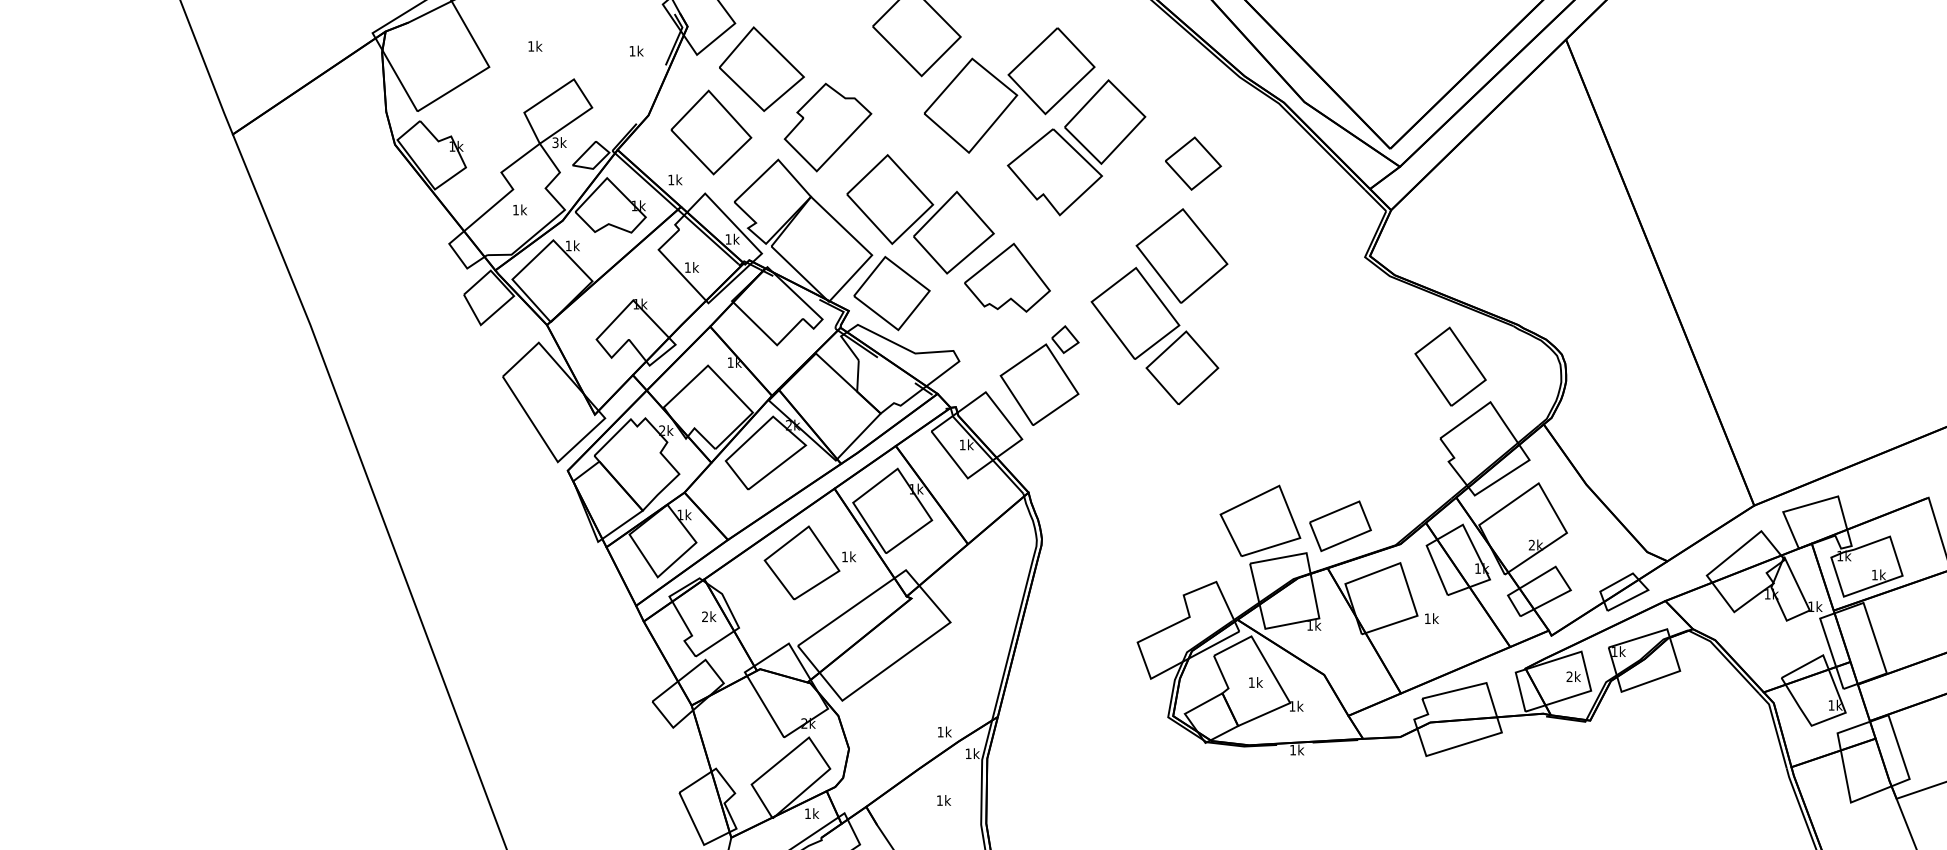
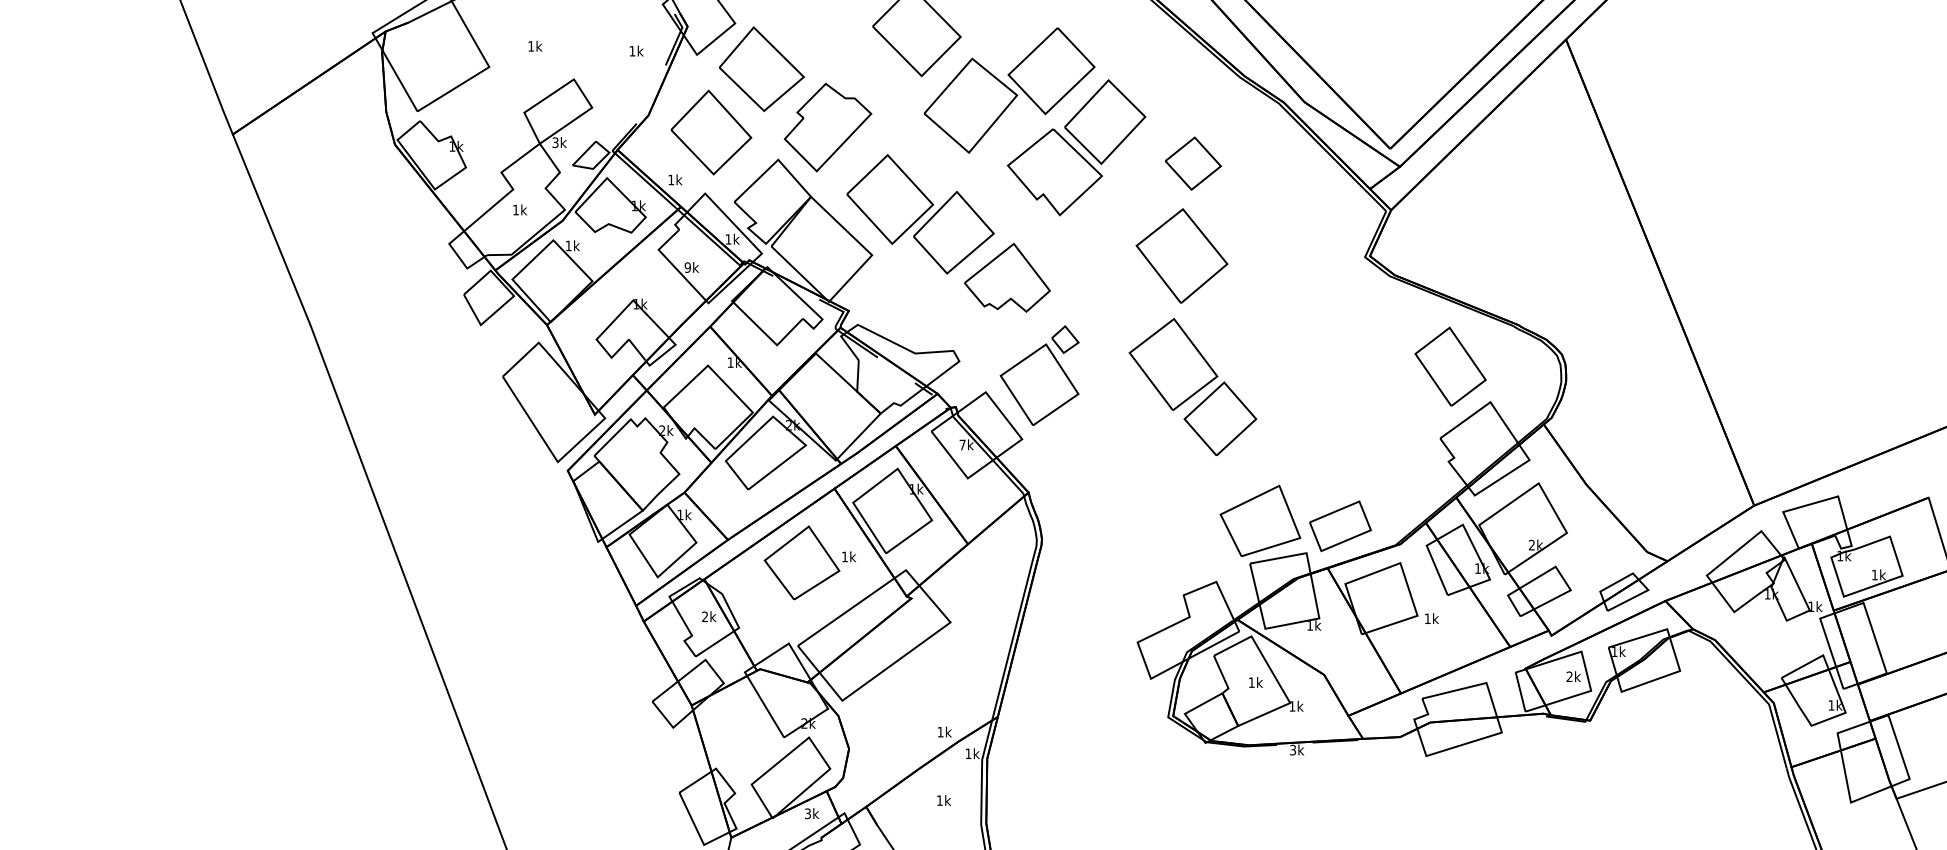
text: 1k -> 9k (687, 267)
part: present -> none (891, 293)
part position: (1154, 336) -> (1192, 387) (1192, 387)
text: 1k -> 7k (962, 444)
text: 1k -> 3k (1293, 749)
text: 1k -> 3k (807, 813)
